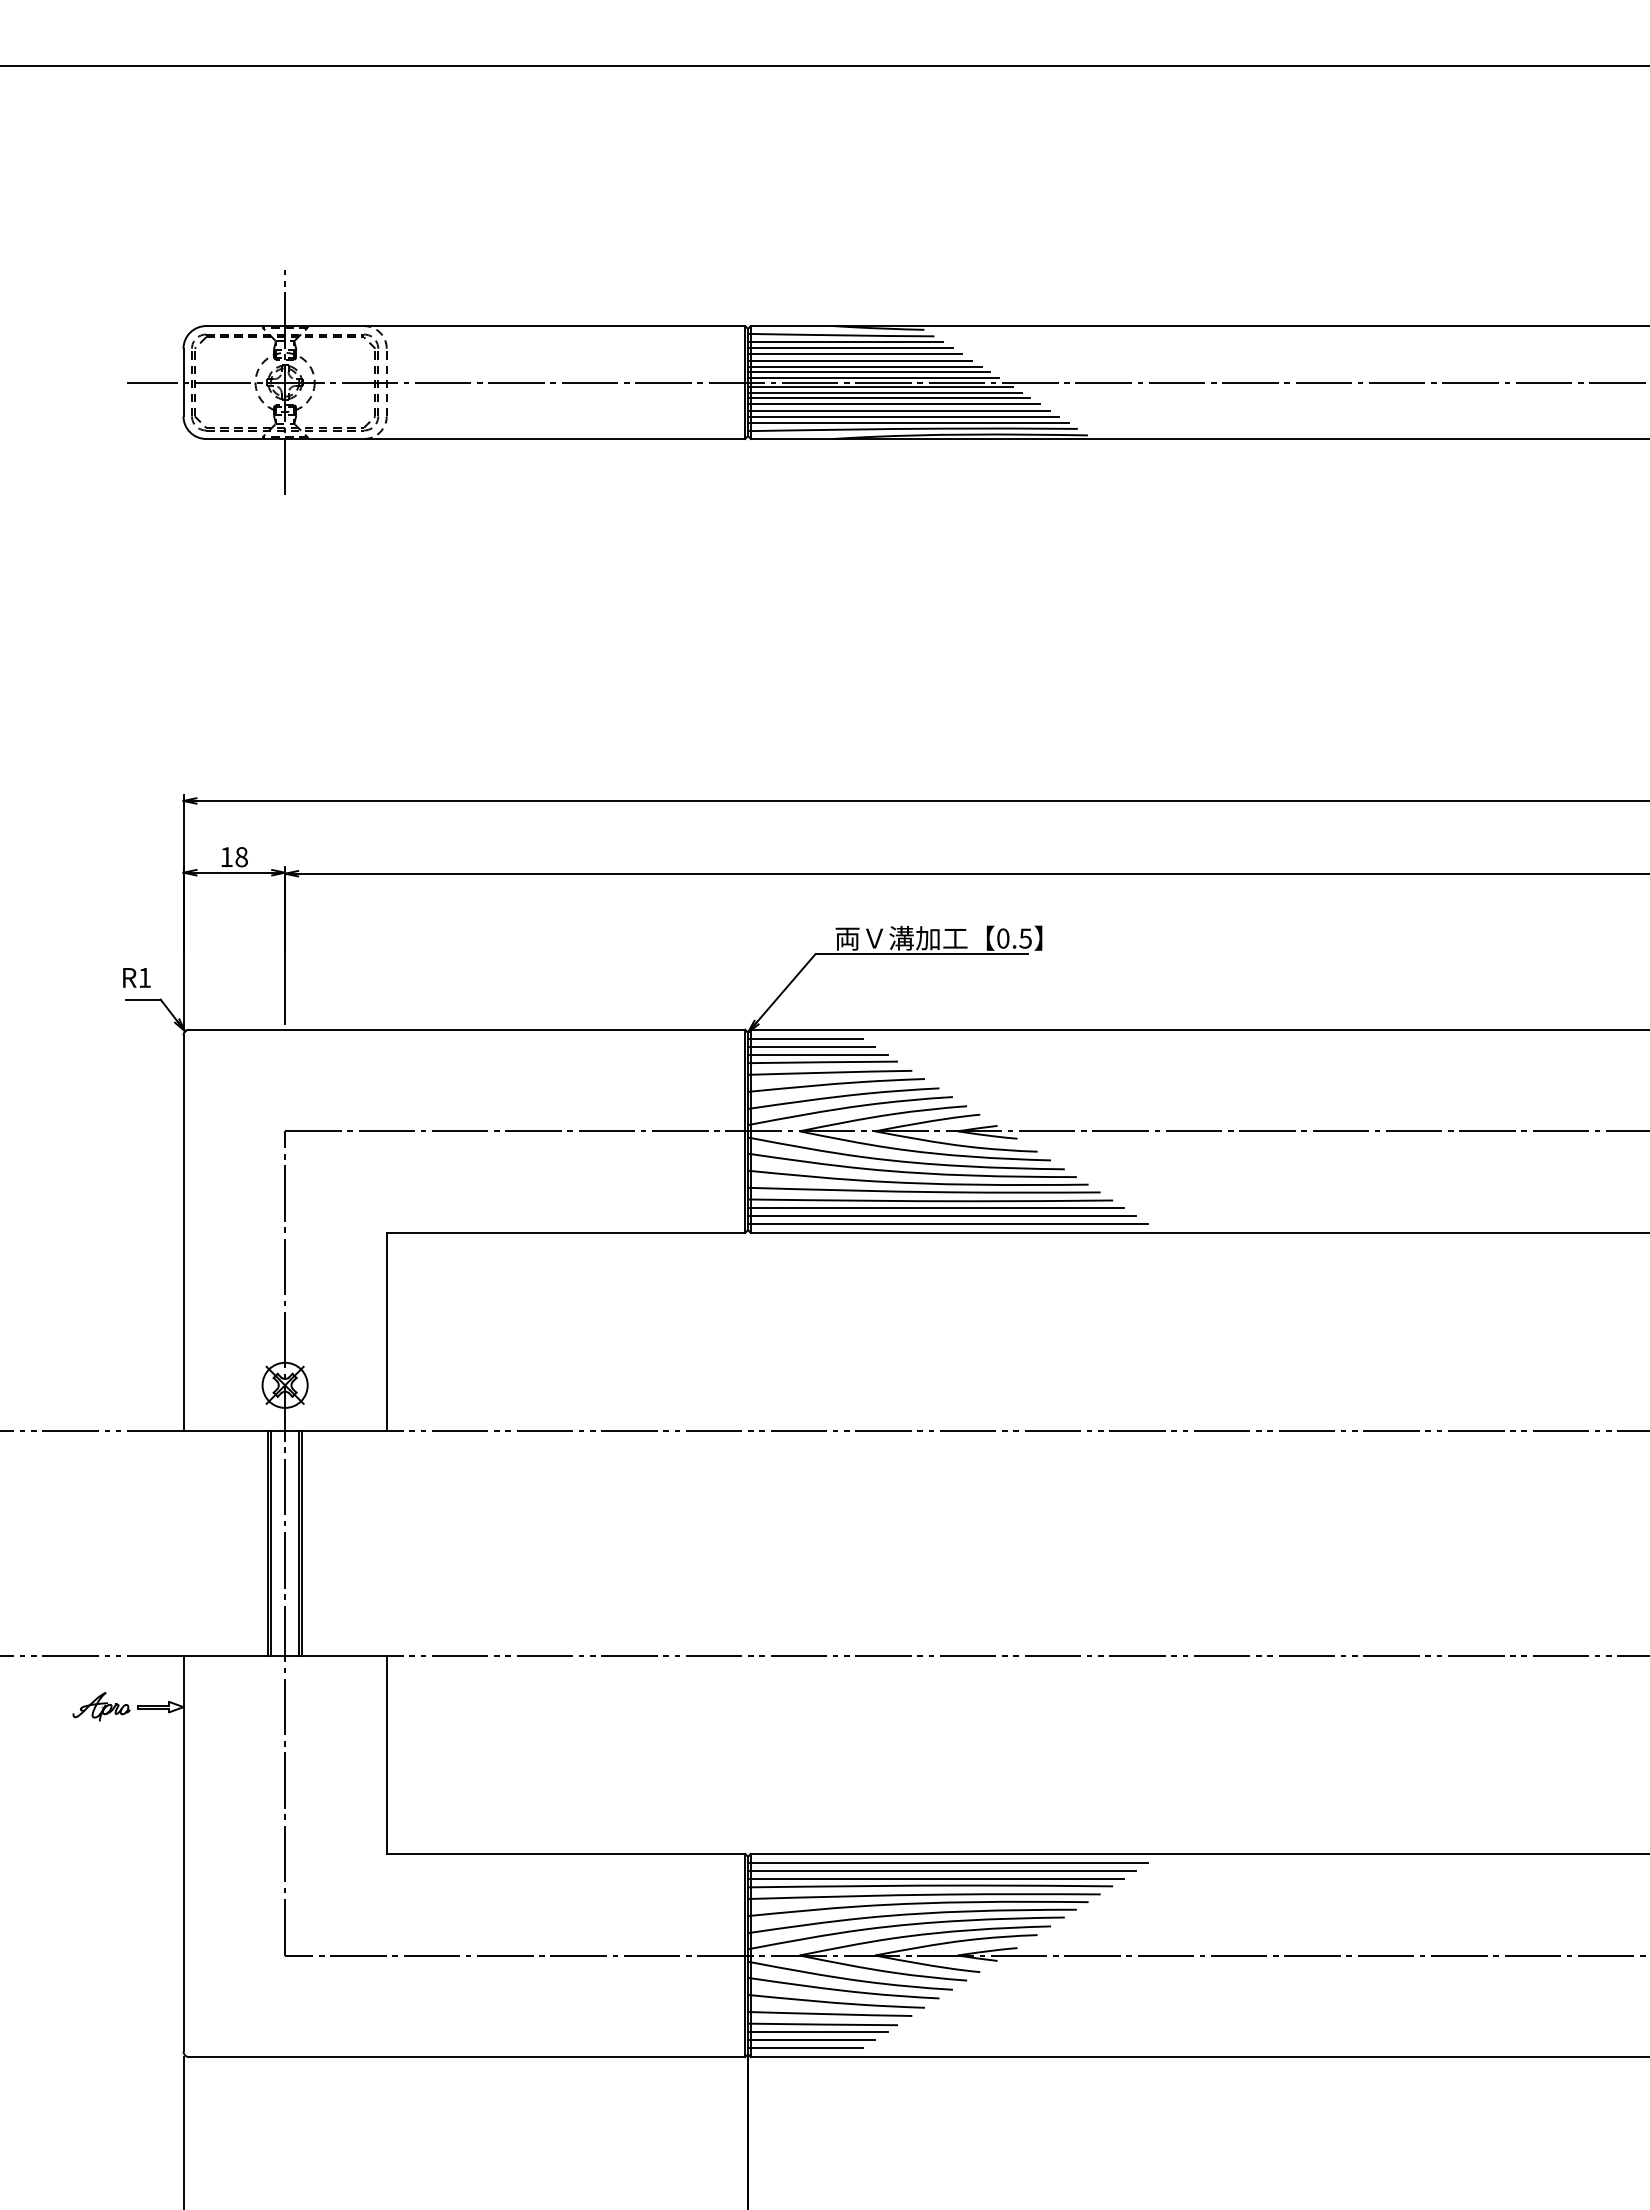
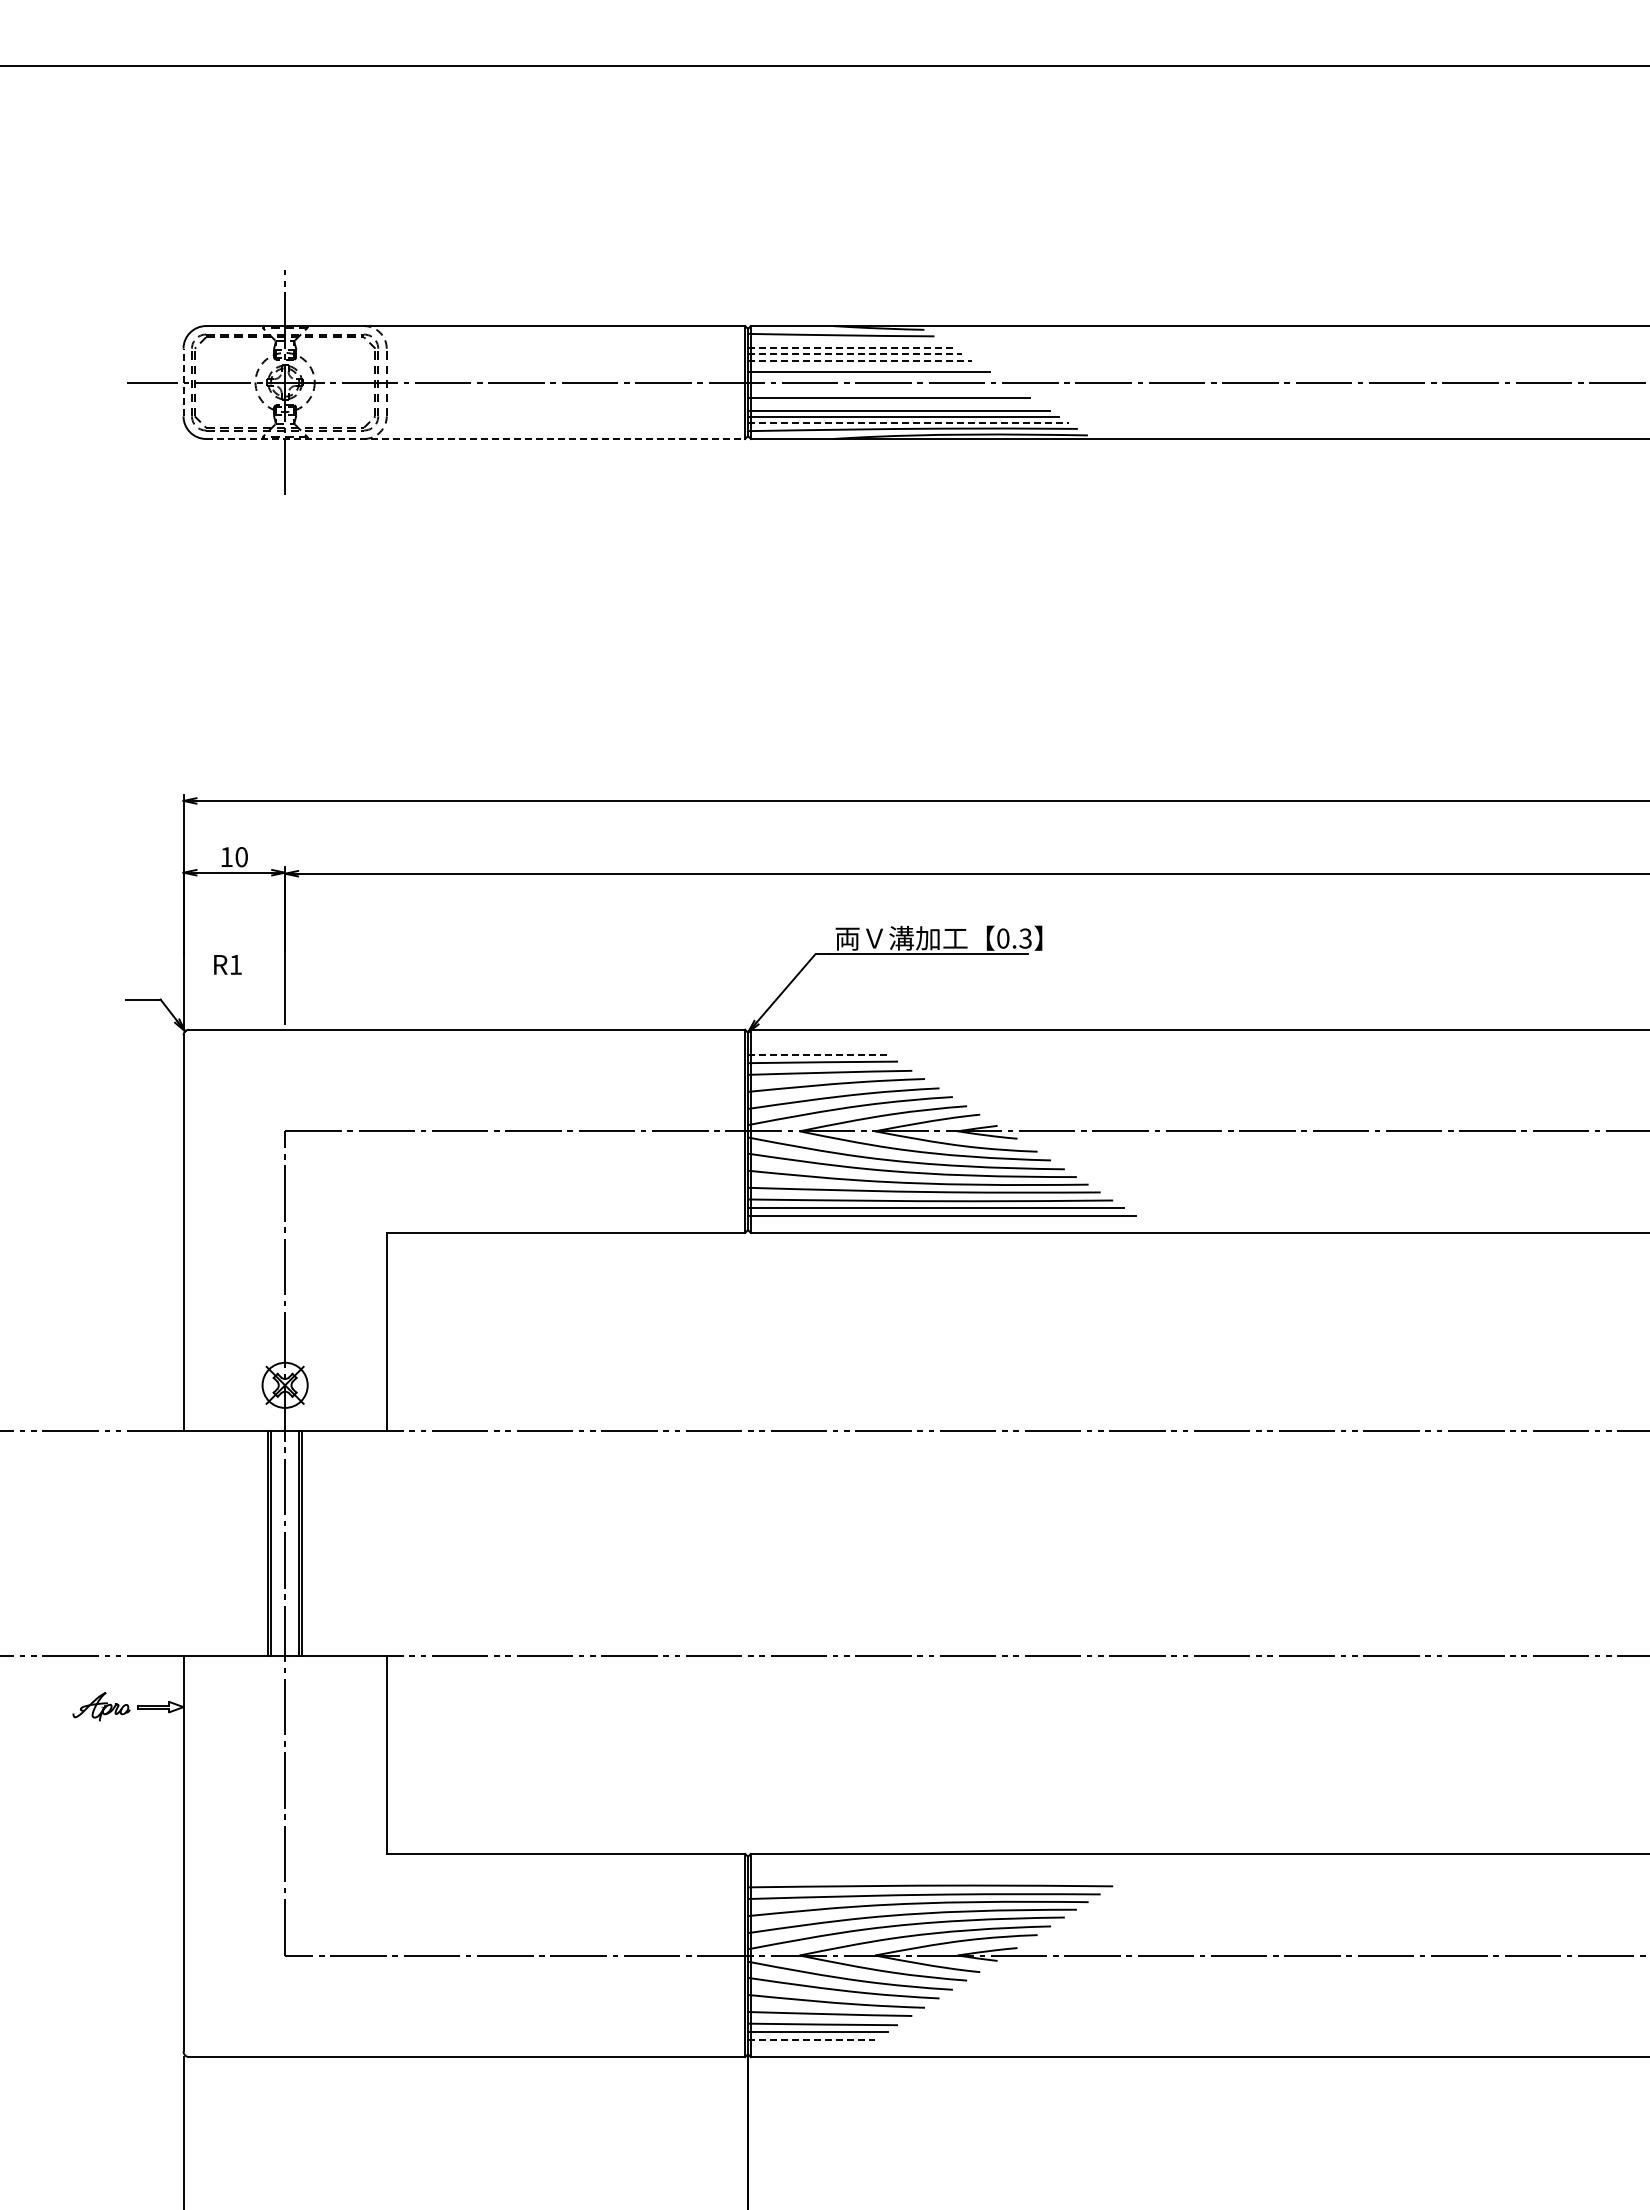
line: present -> none (845, 341)
line: solid -> dashed (850, 348)
line: solid -> dashed (855, 354)
line: solid -> dashed (860, 360)
line: present -> none (864, 366)
line: present -> none (873, 377)
line: solid -> dashed (183, 382)
line: present -> none (880, 387)
line: present -> none (884, 392)
line: present -> none (893, 404)
line: solid -> dashed (908, 423)
line: solid -> dashed (475, 438)
text: 18 -> 10 (241, 857)
text: 0.5 -> 0.3 (1025, 938)
text position: (136, 977) -> (227, 964) (227, 964)
line: present -> none (805, 1038)
line: present -> none (811, 1047)
line: solid -> dashed (817, 1055)
line: present -> none (948, 1223)
line: present -> none (948, 1863)
line: present -> none (941, 1871)
line: present -> none (936, 1879)
line: solid -> dashed (811, 2039)
line: present -> none (805, 2047)
